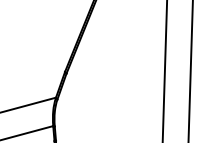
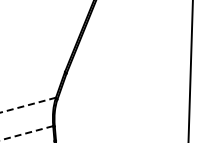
line: present -> none (164, 70)
line: solid -> dashed (28, 105)
line: solid -> dashed (26, 133)
